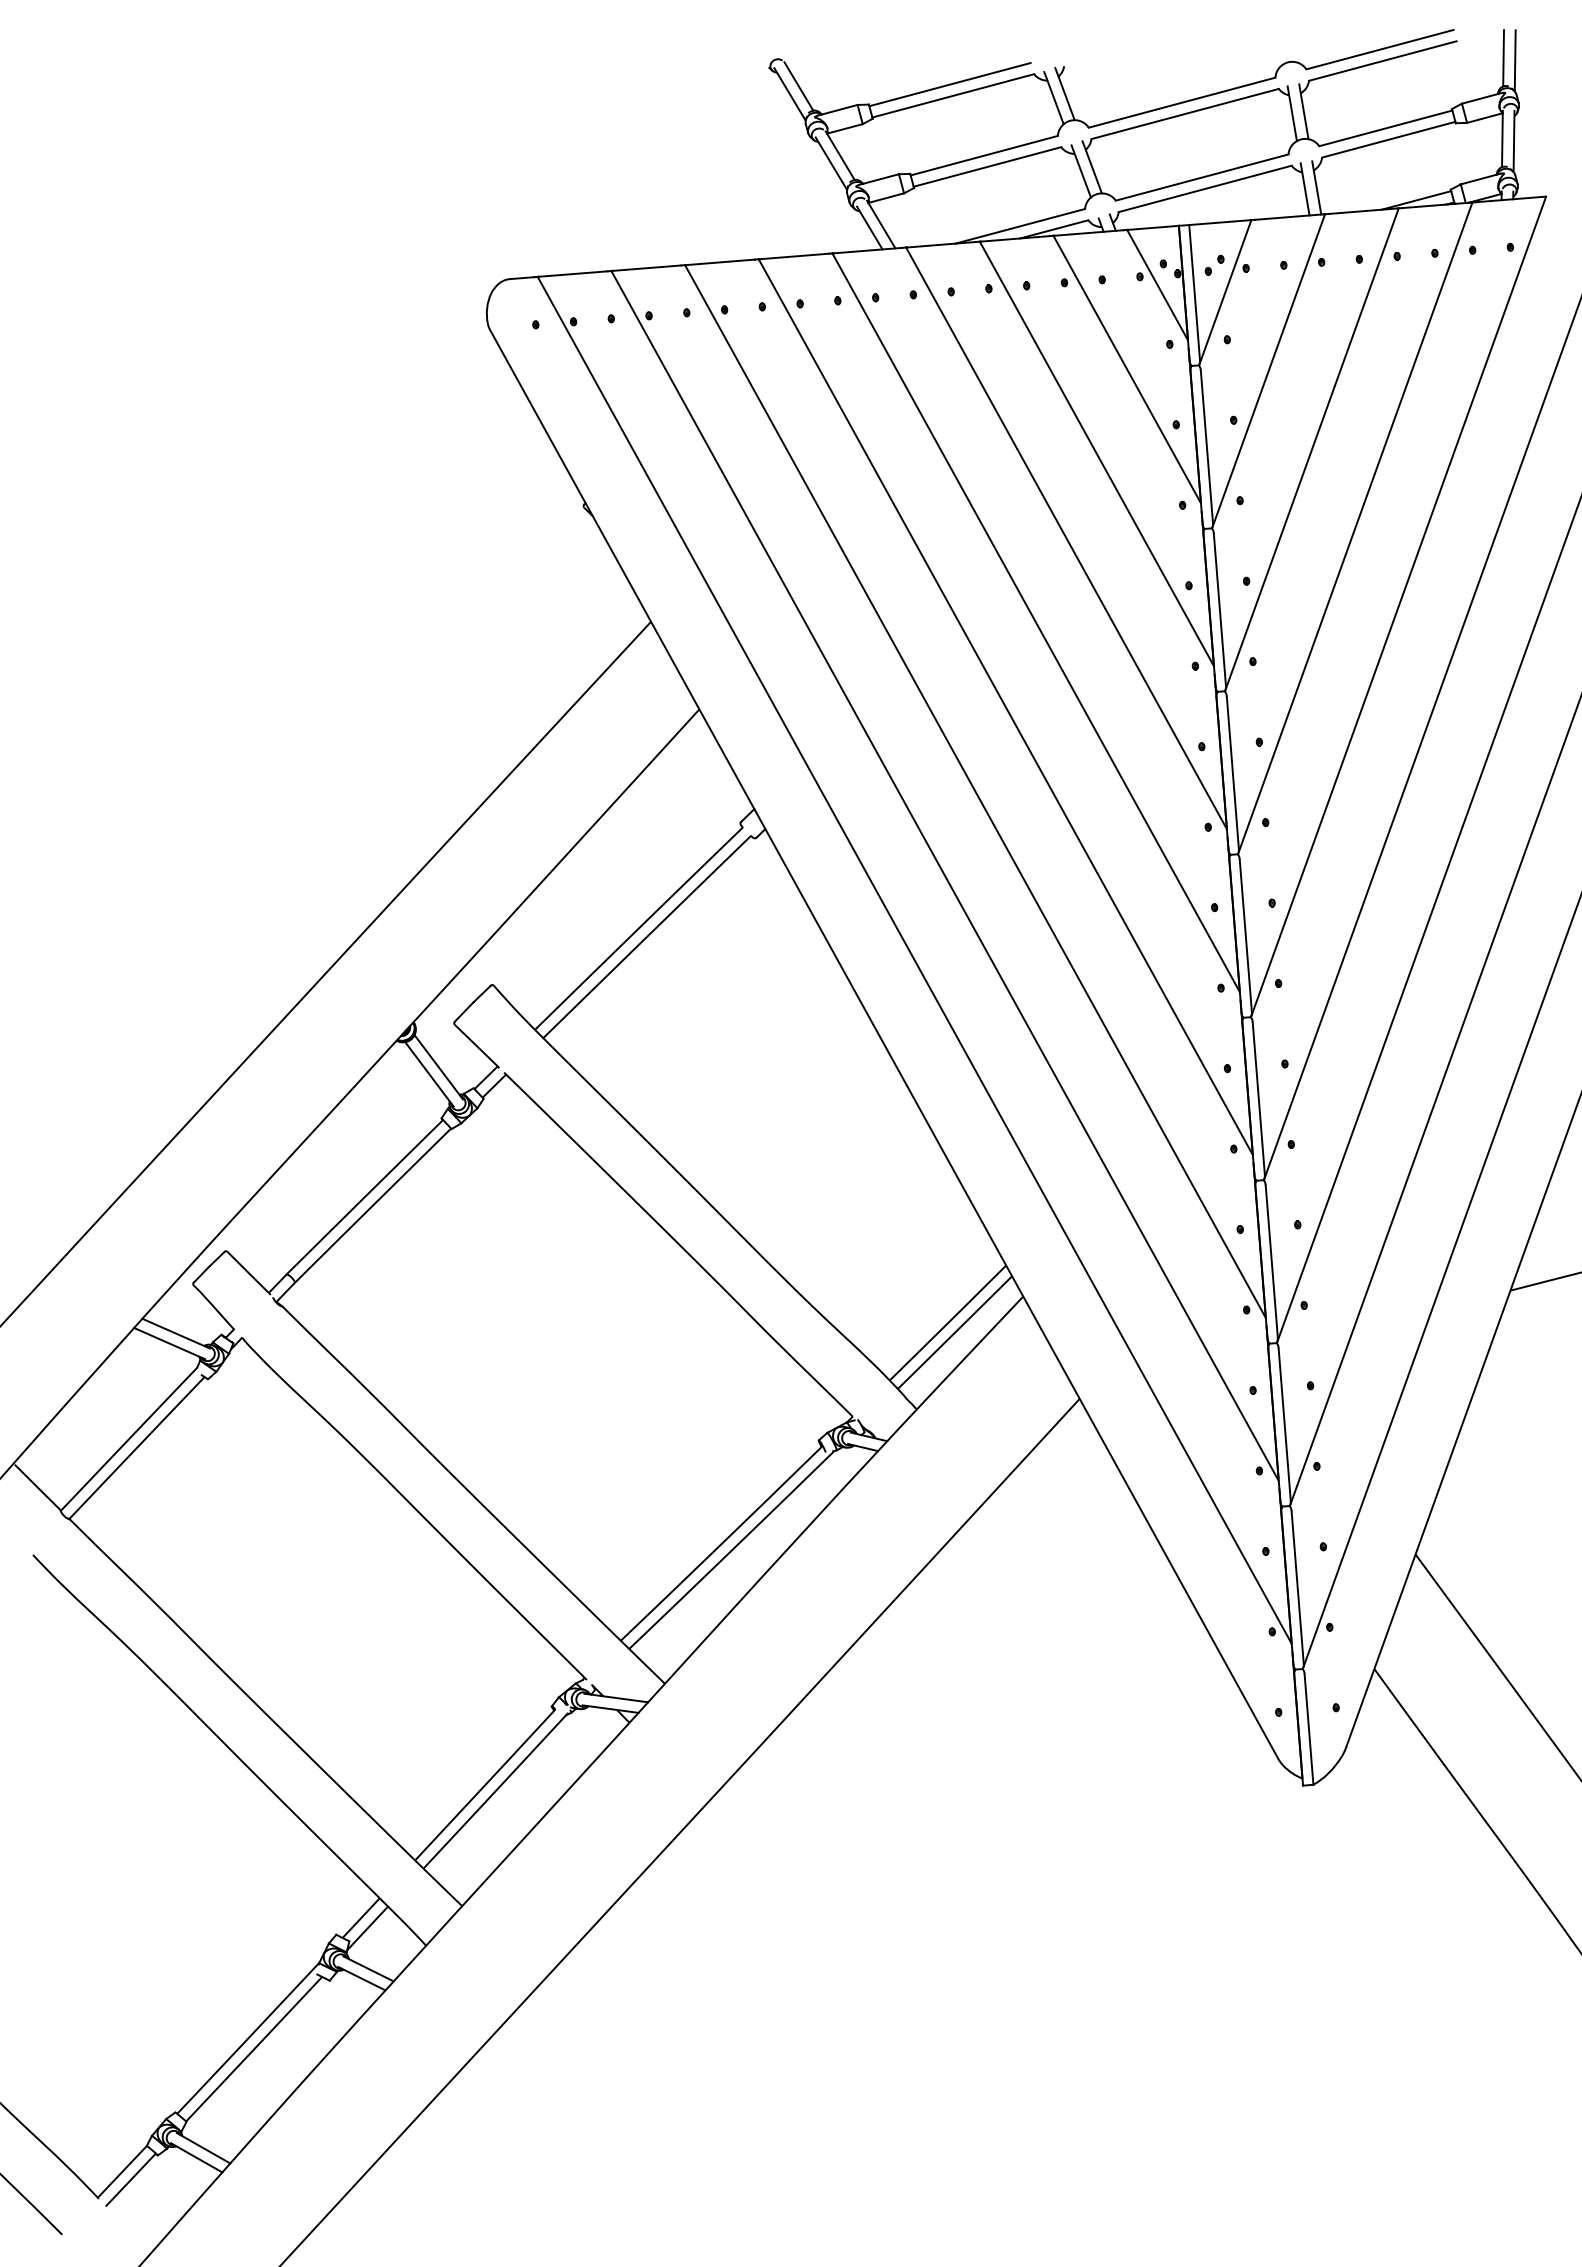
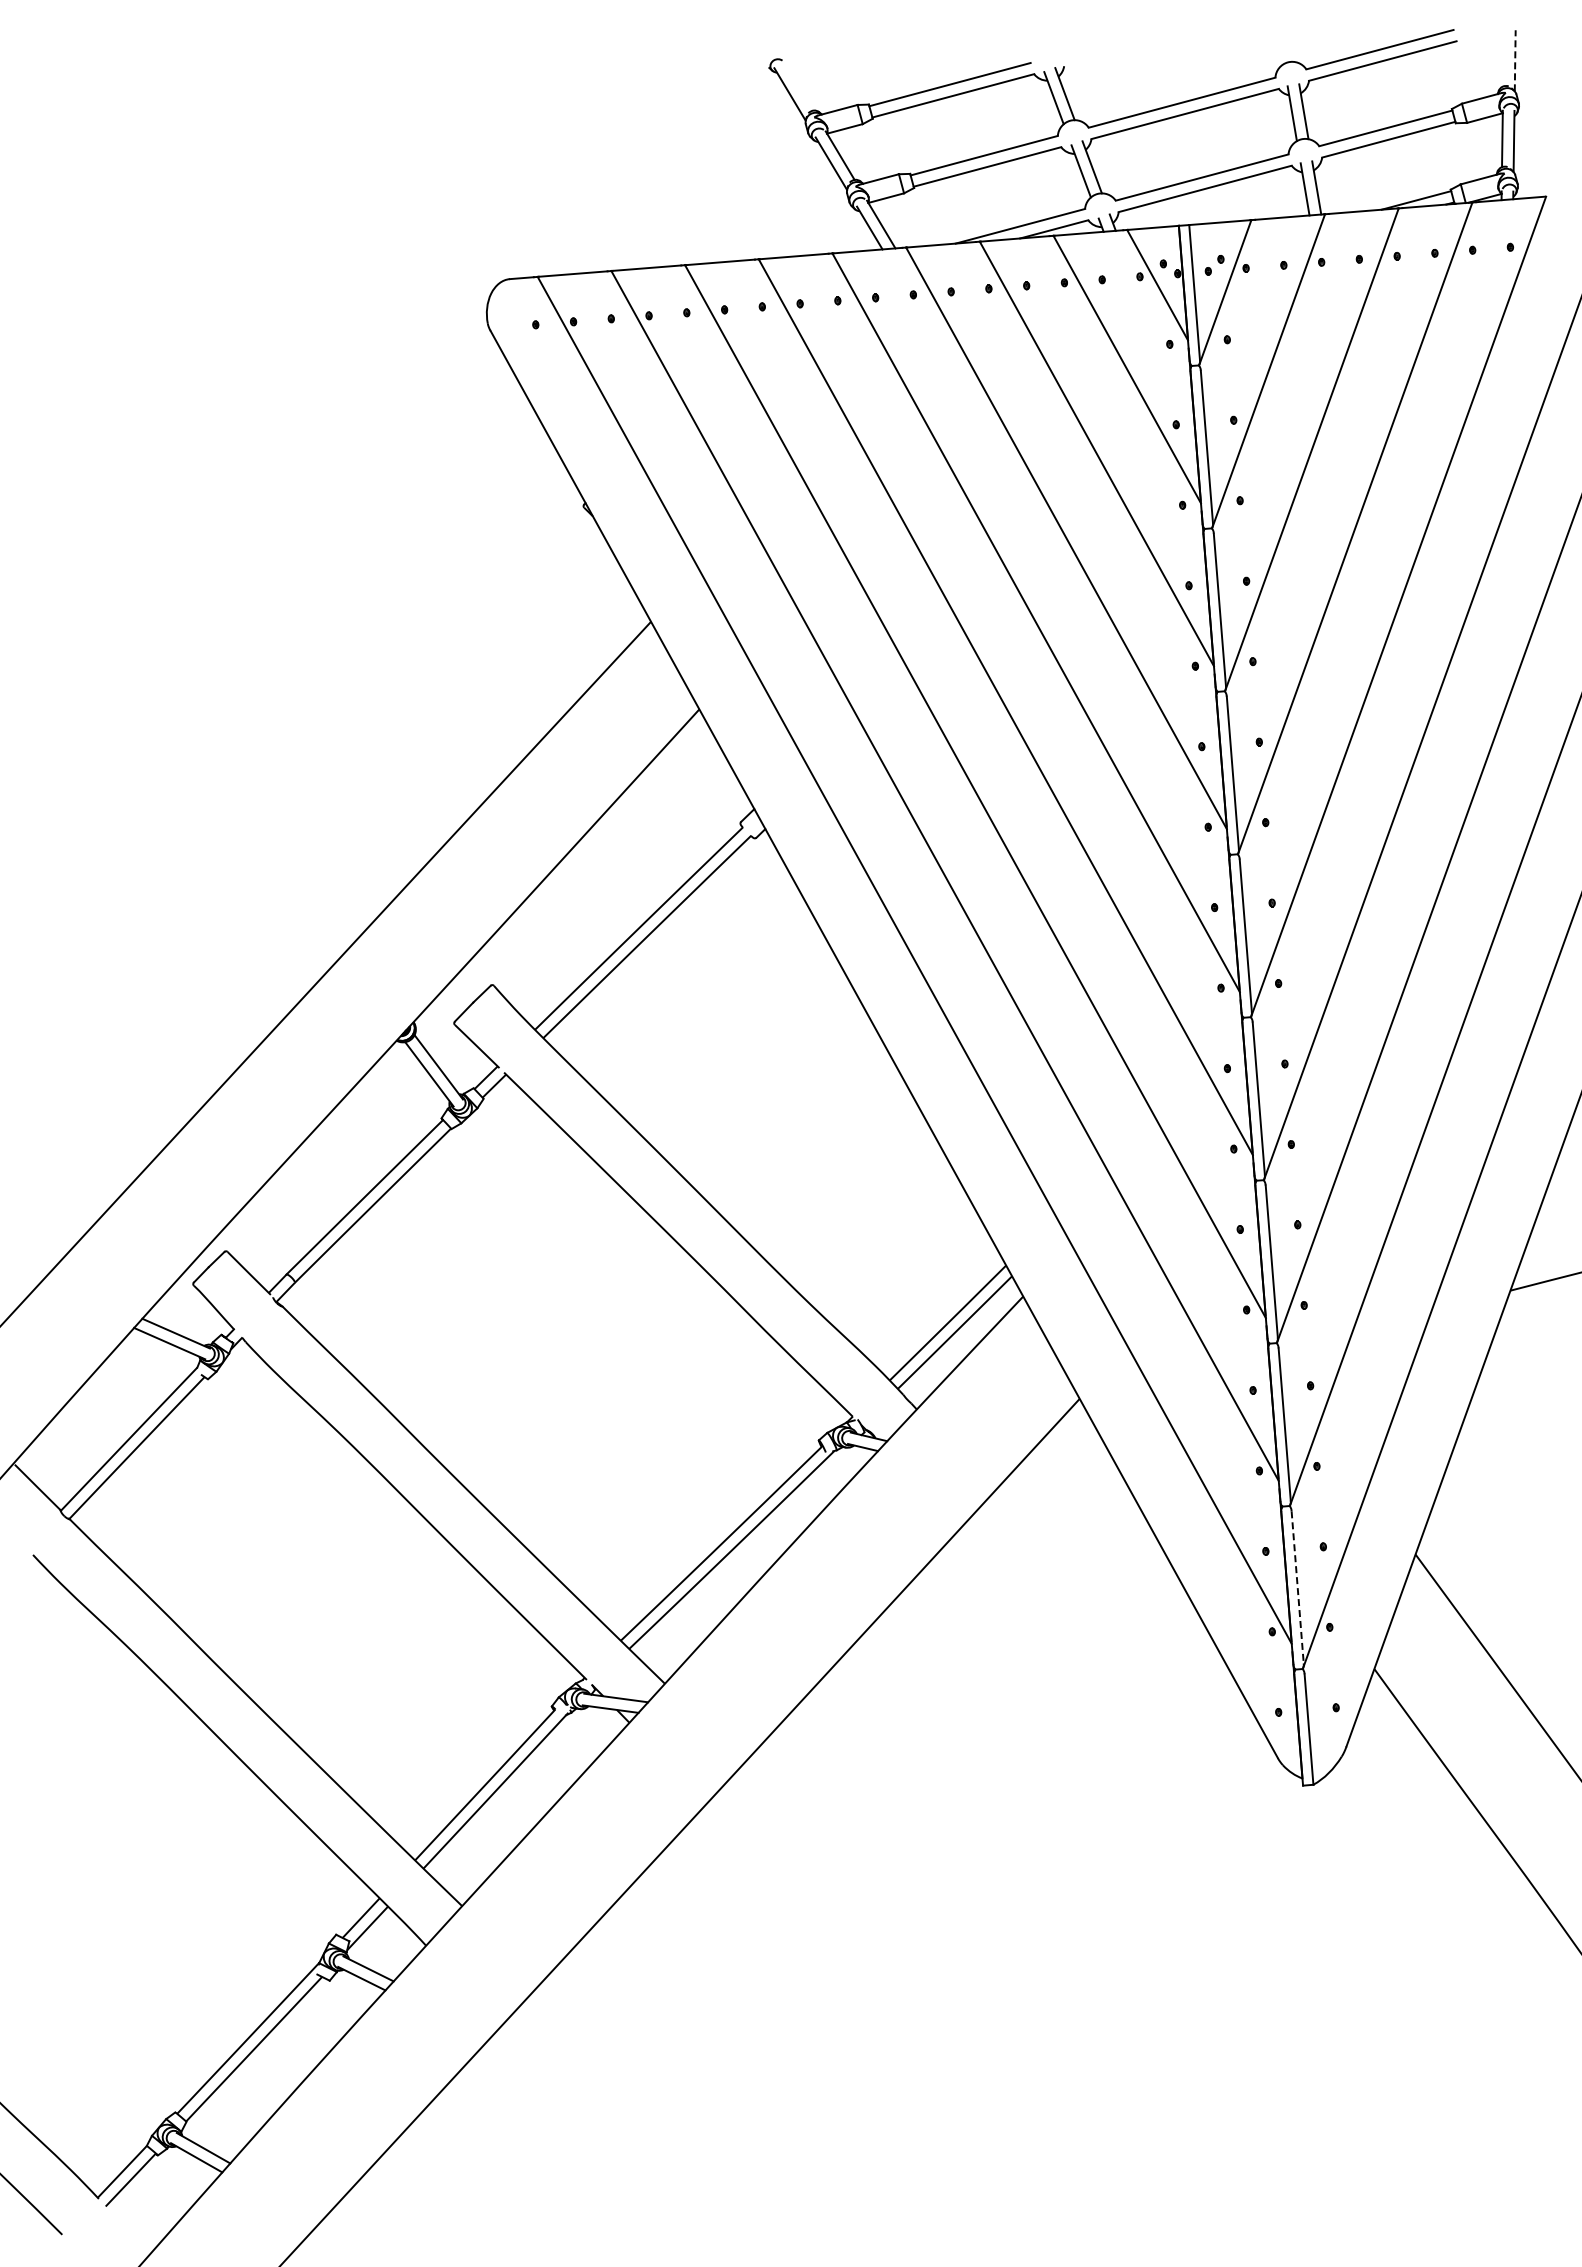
line: present -> none (1503, 58)
line: solid -> dashed (1515, 60)
line: present -> none (798, 86)
line: solid -> dashed (1297, 1587)
